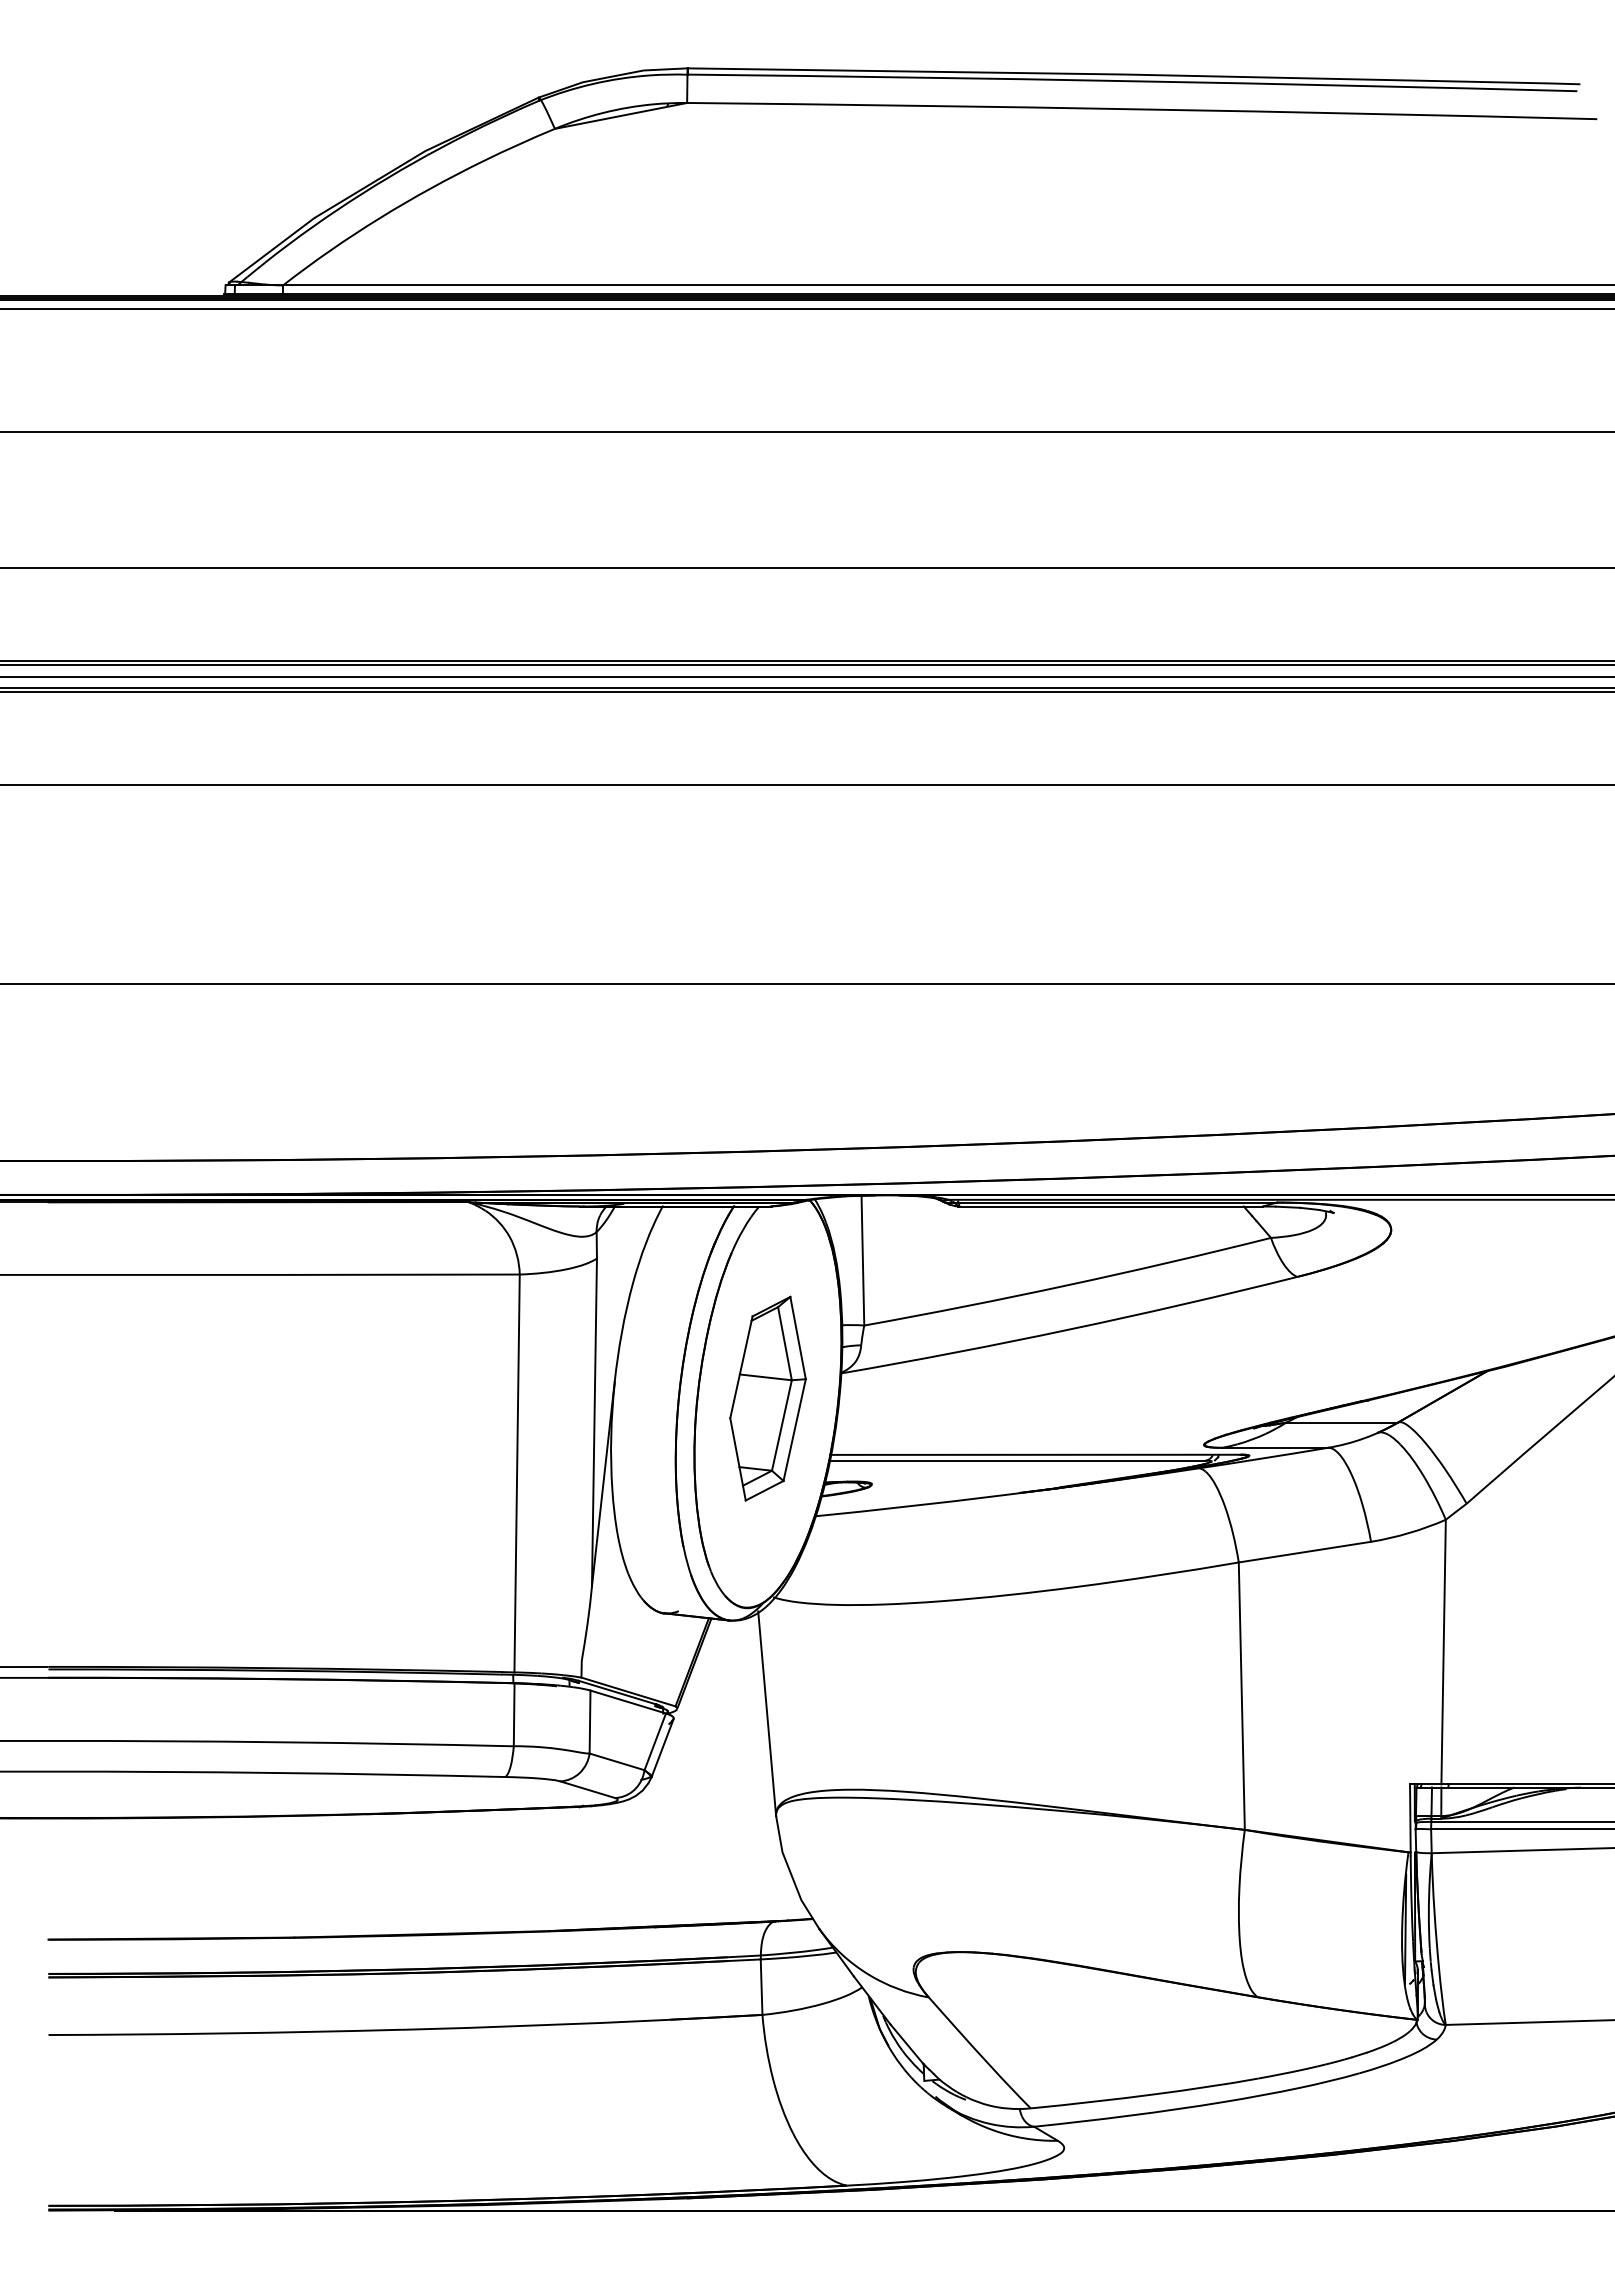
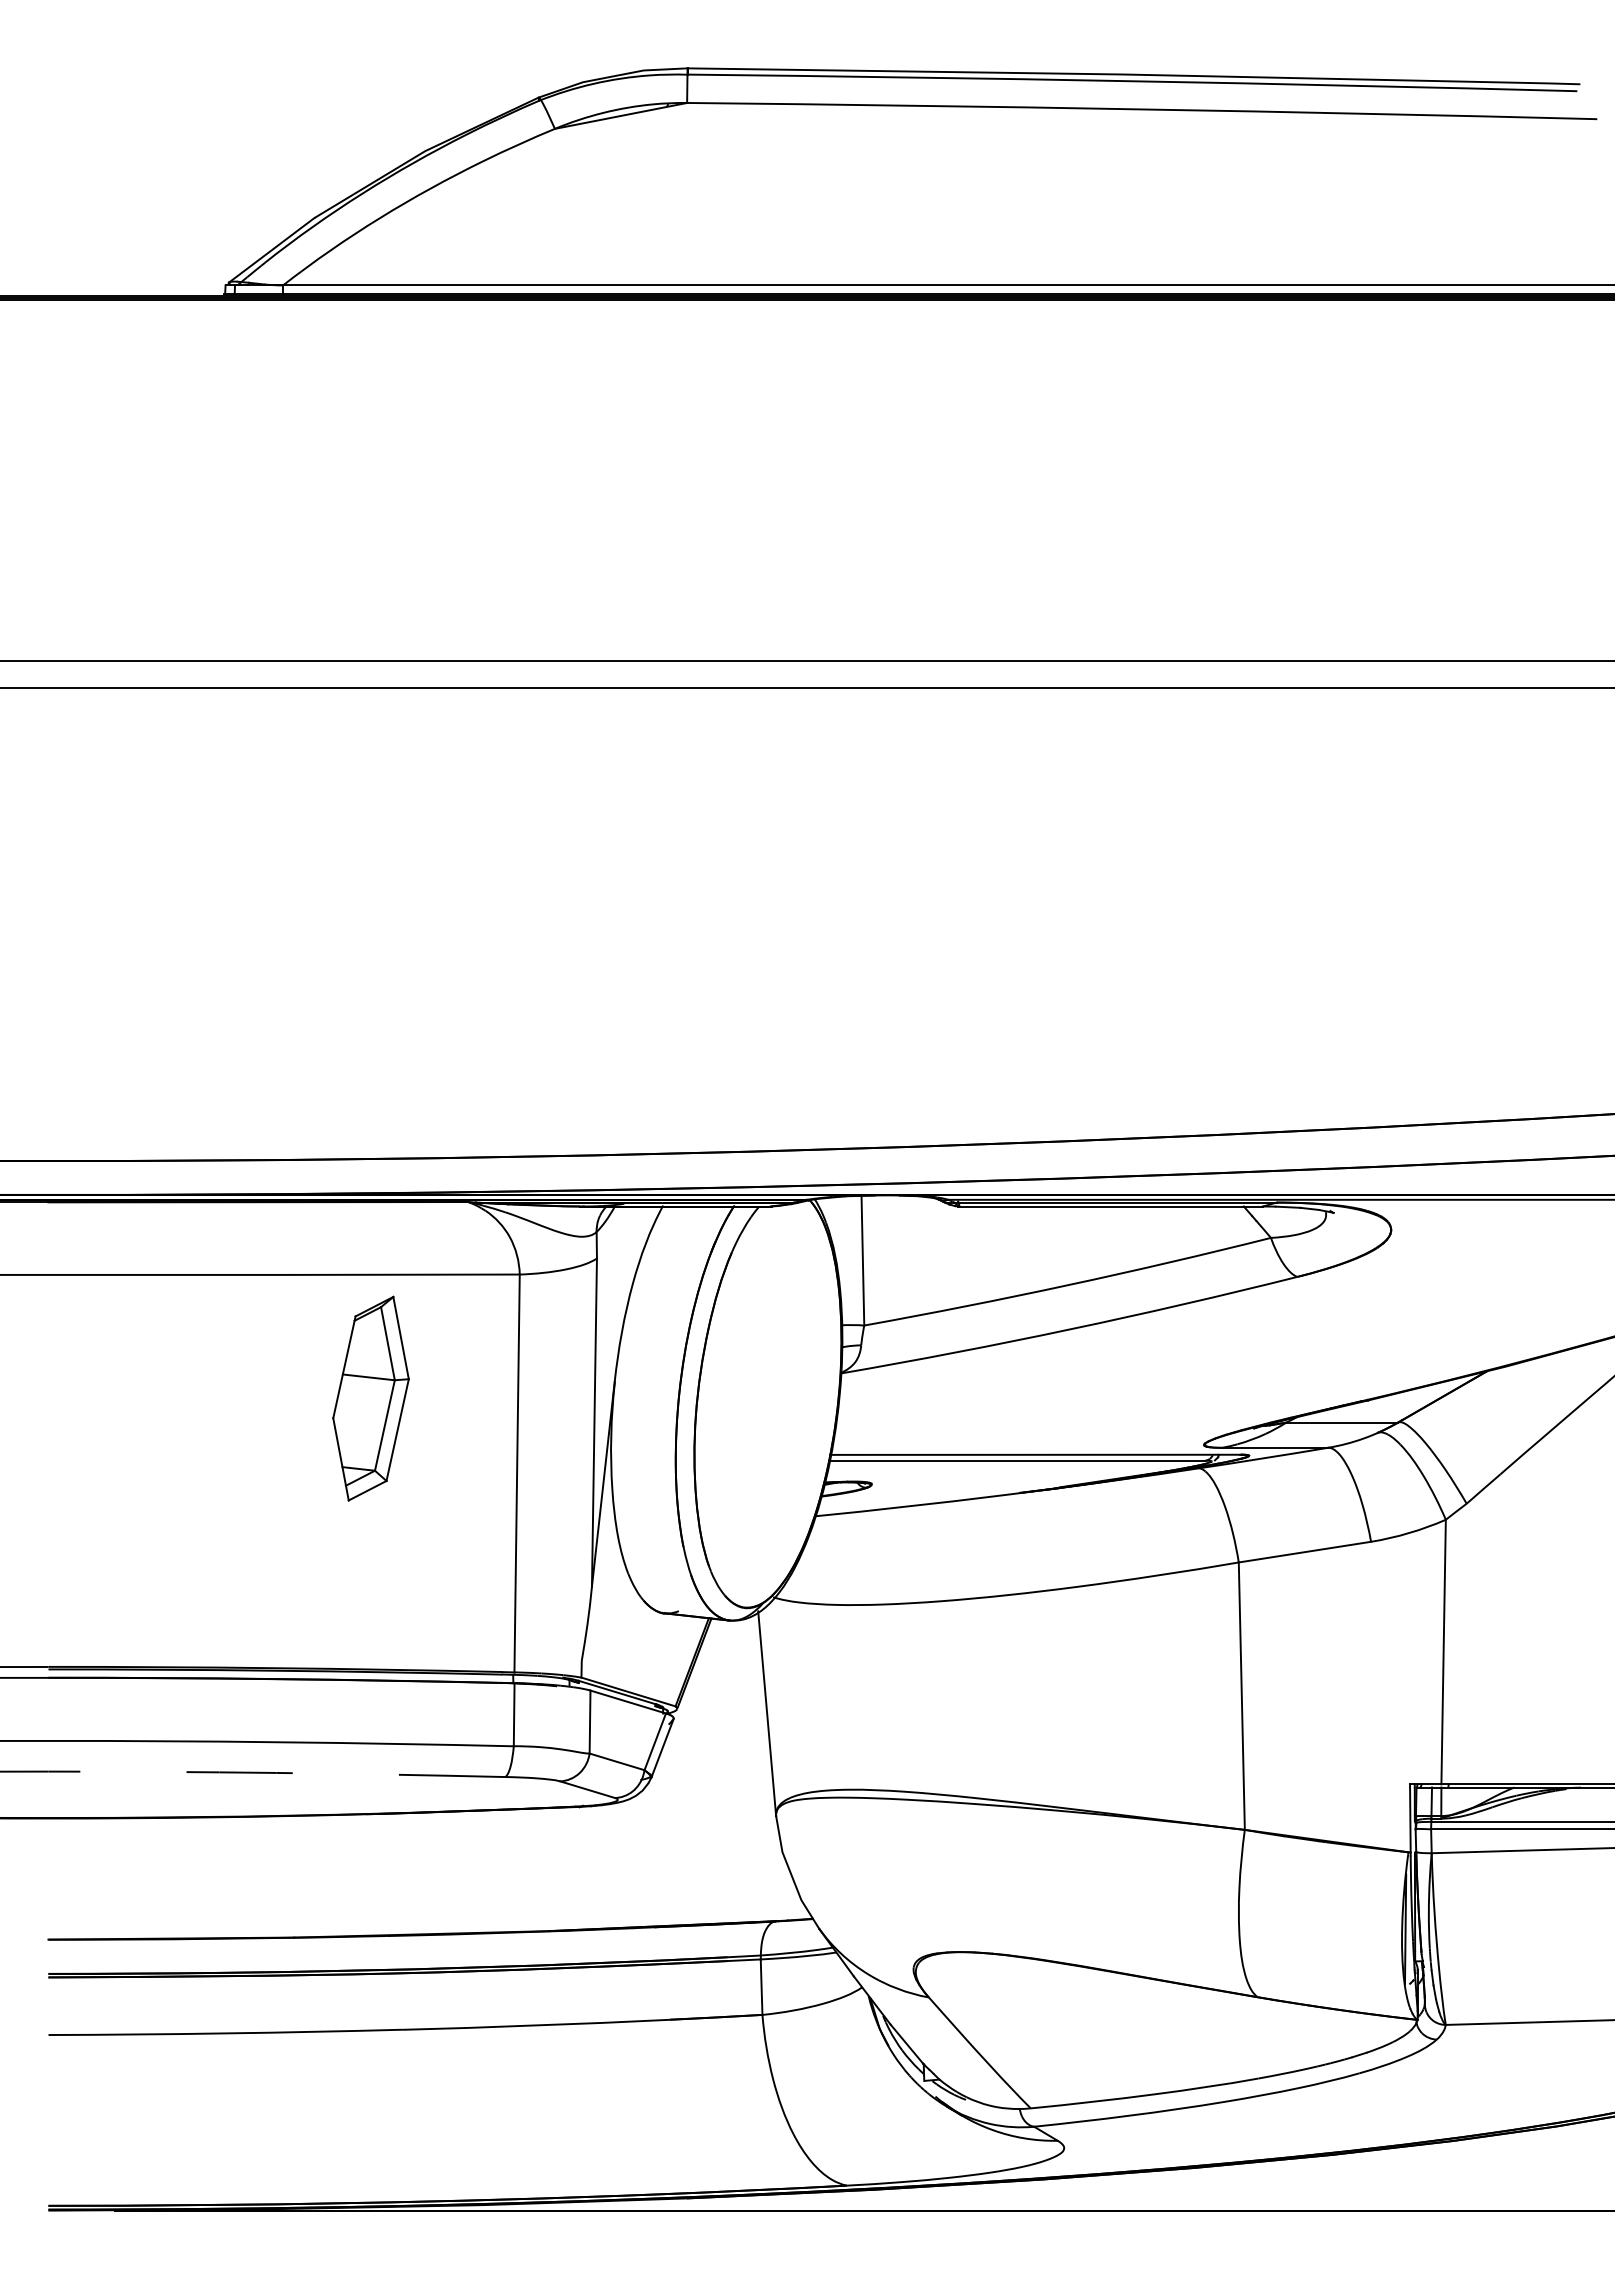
line: present -> none (806, 309)
line: present -> none (806, 432)
line: present -> none (806, 567)
line: present -> none (806, 664)
line: present -> none (806, 677)
line: present -> none (806, 692)
line: present -> none (806, 784)
line: present -> none (806, 984)
part position: (767, 1398) -> (370, 1398) (370, 1398)
arc: solid -> dashed (252, 1772)
